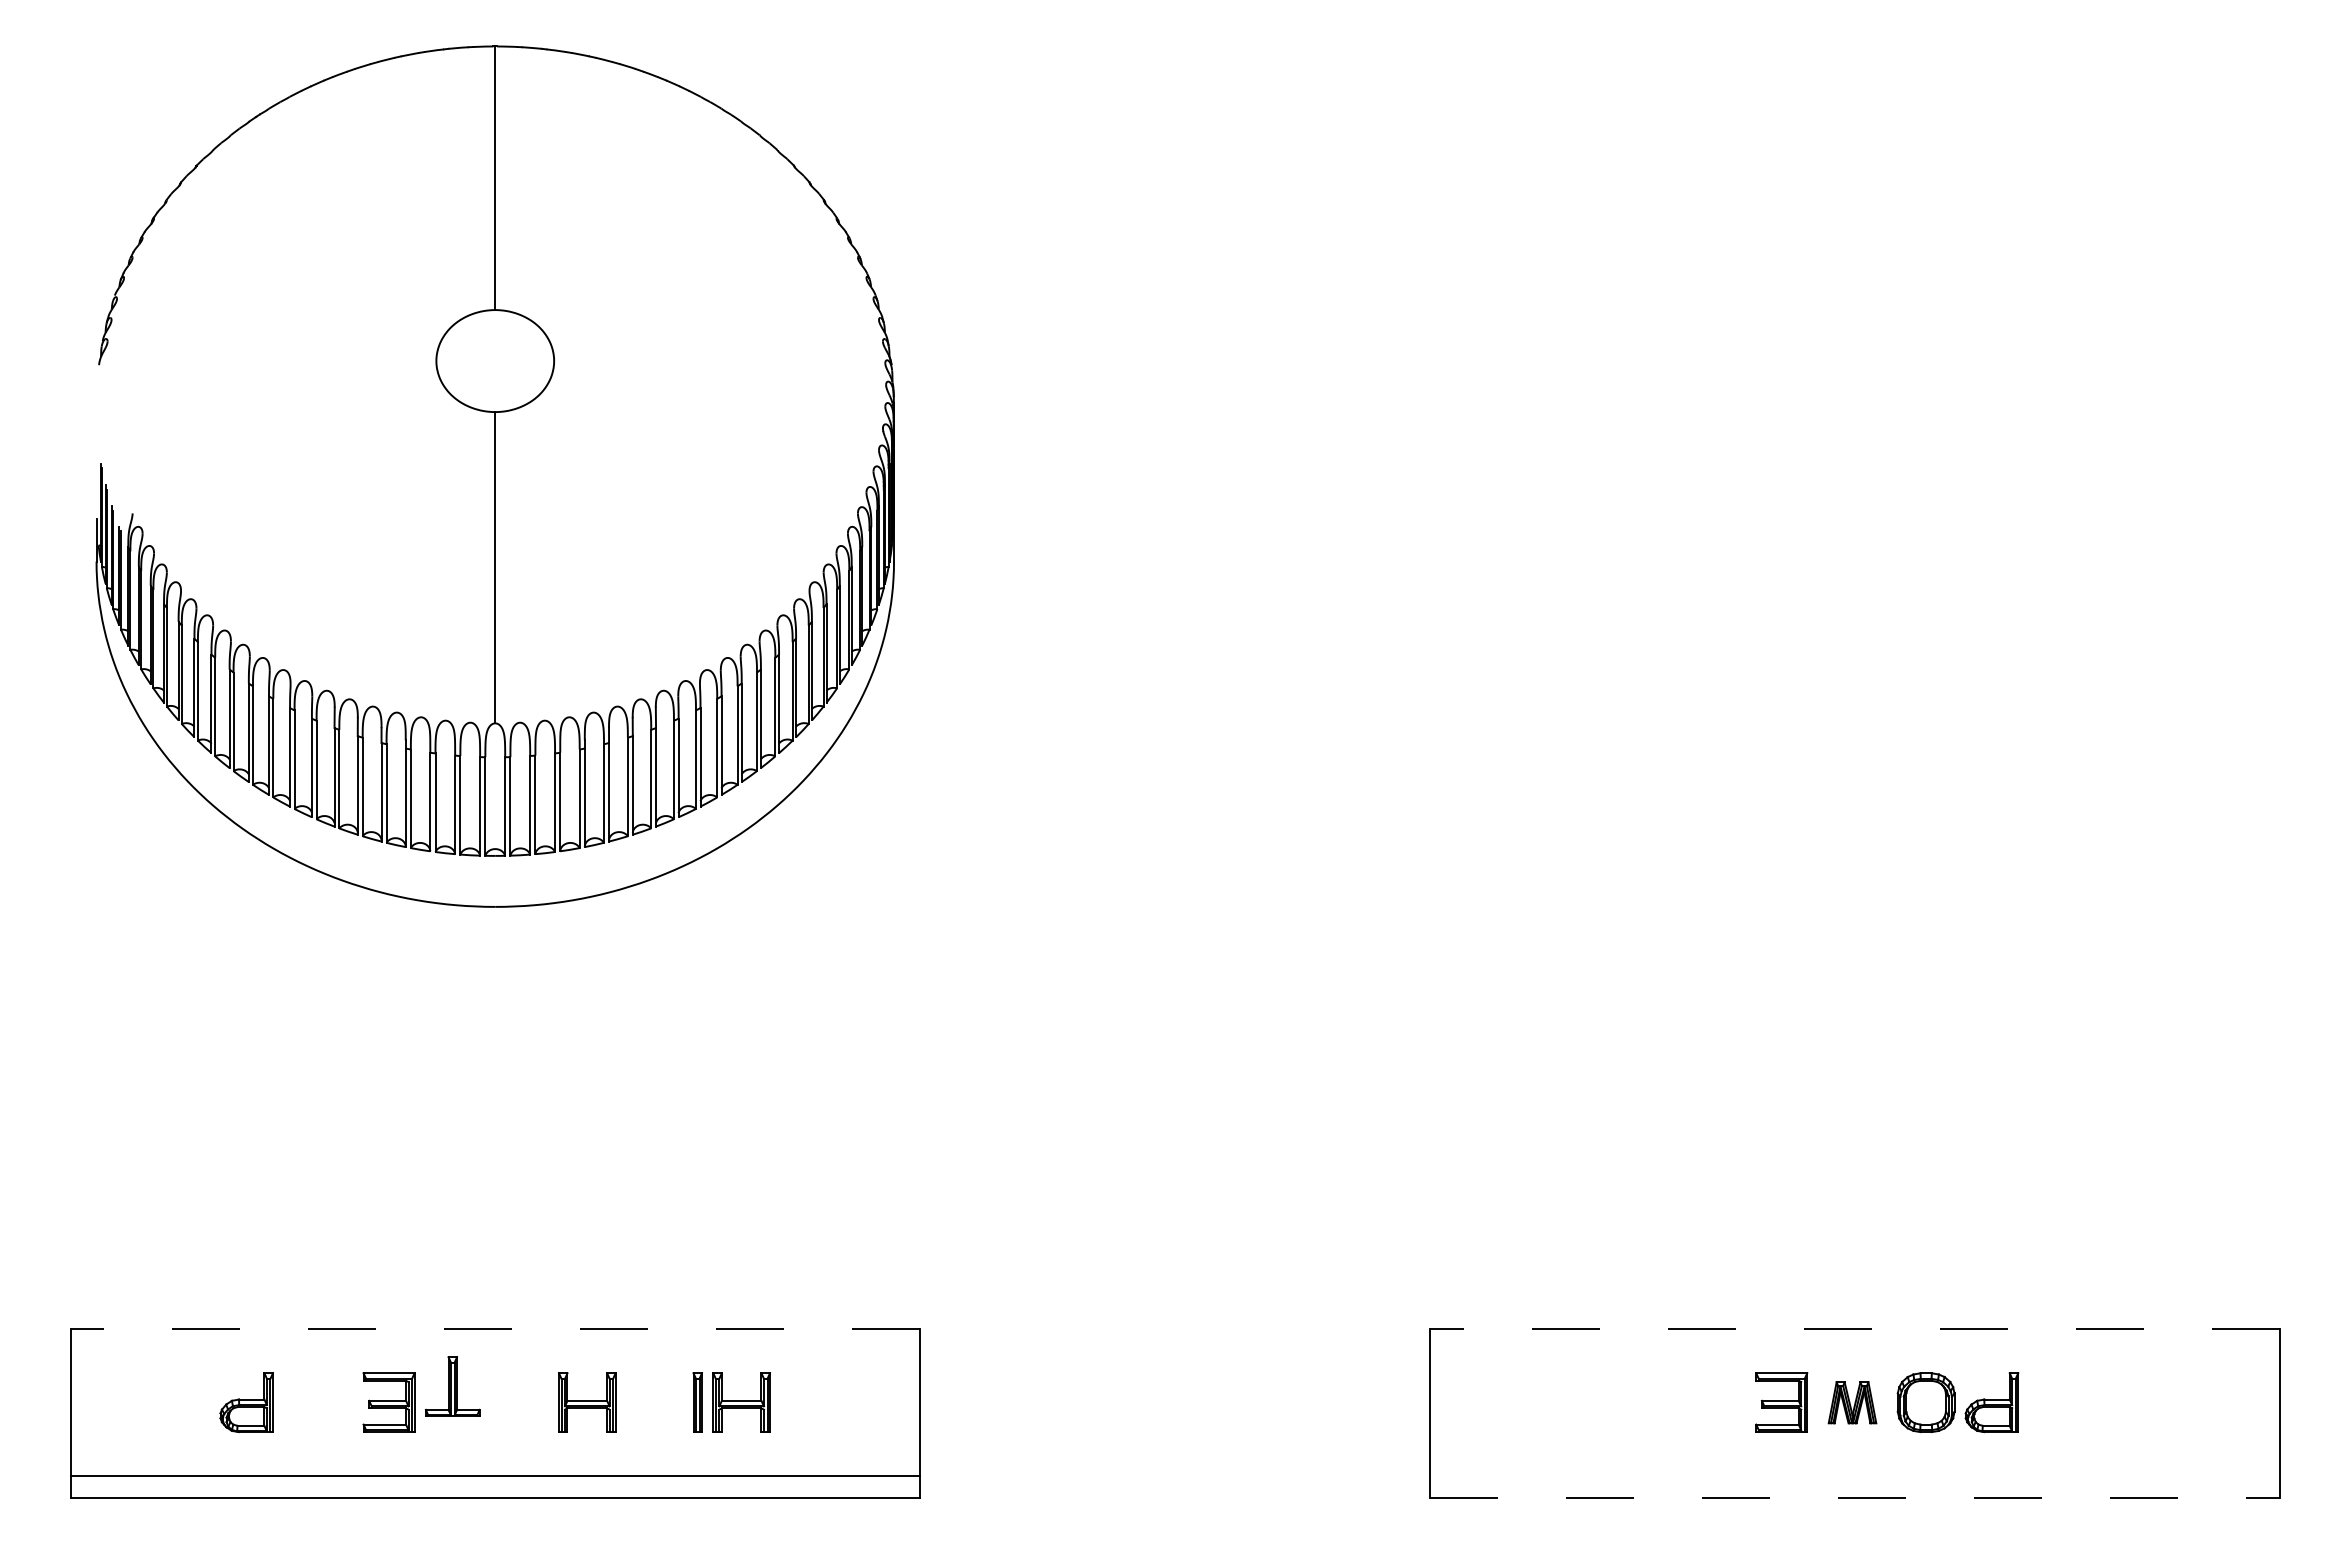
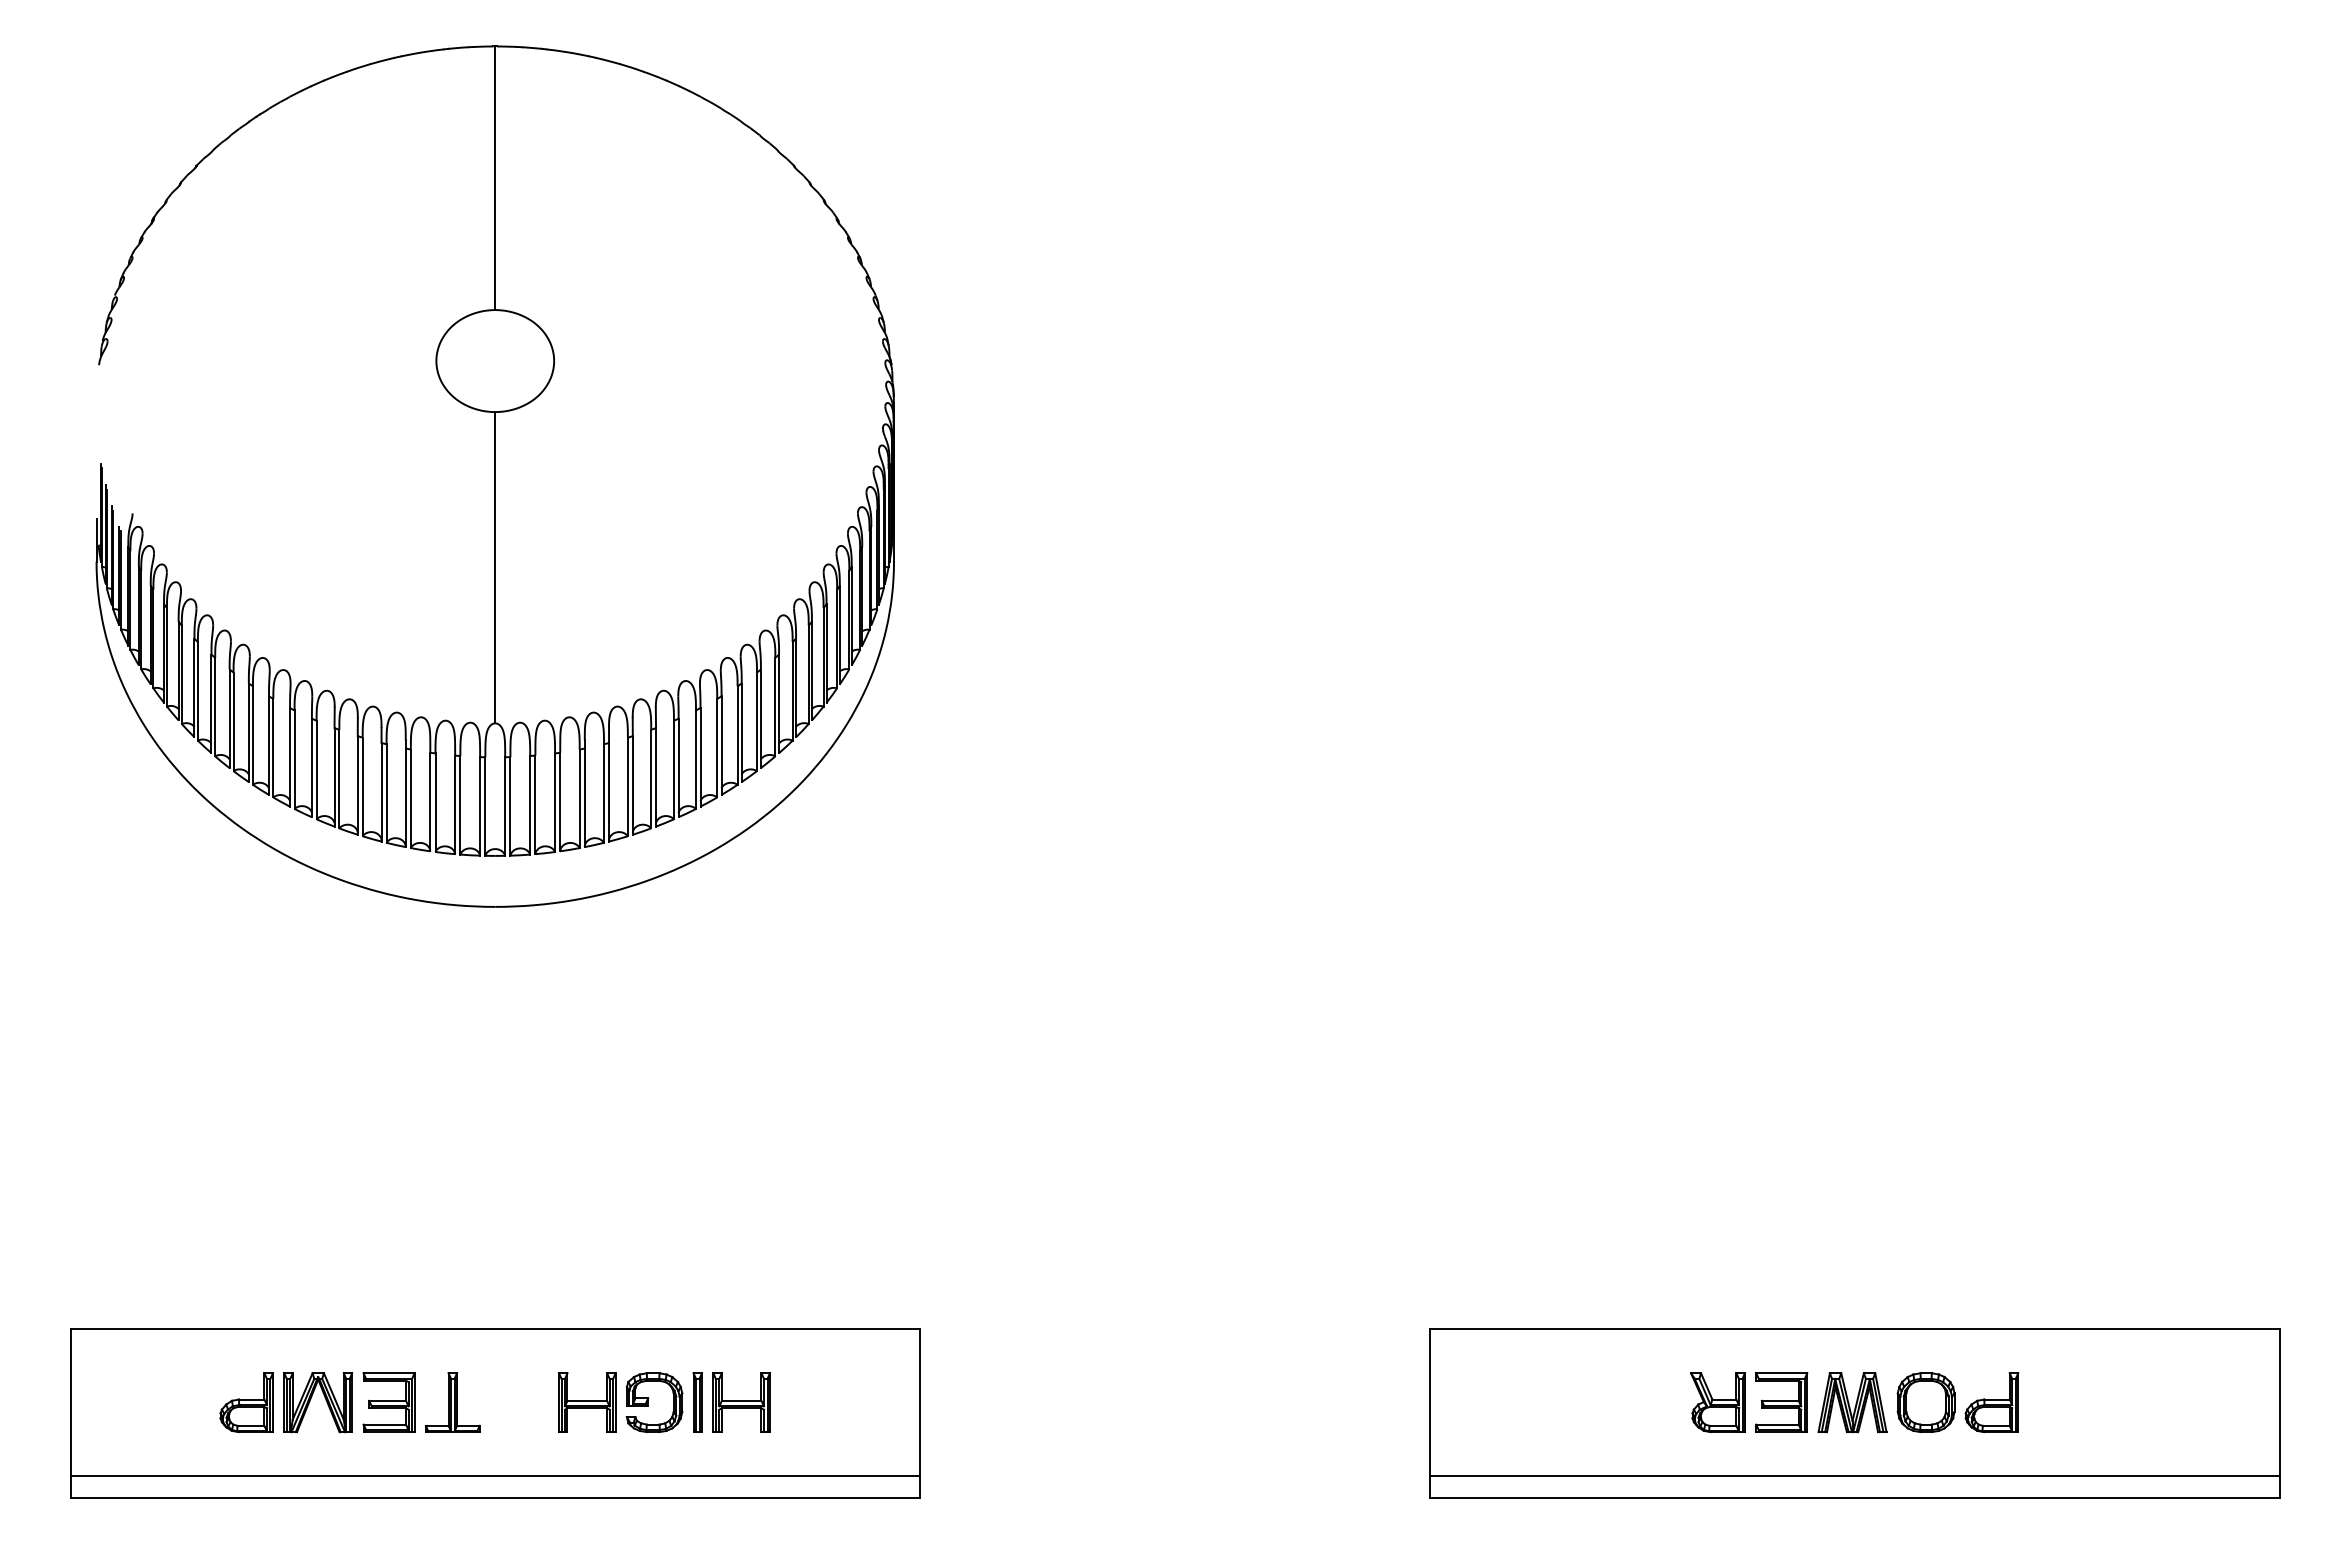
line: dashed -> solid (495, 1329)
line: dashed -> solid (1854, 1329)
part position: (452, 1386) -> (452, 1402) (452, 1402)
part: none -> present (324, 1398)
part: none -> present (654, 1402)
part: none -> present (1717, 1402)
part size: 51x44 px -> 71x62 px (1852, 1402)
line: none -> present (1854, 1476)
line: dashed -> solid (1854, 1497)
